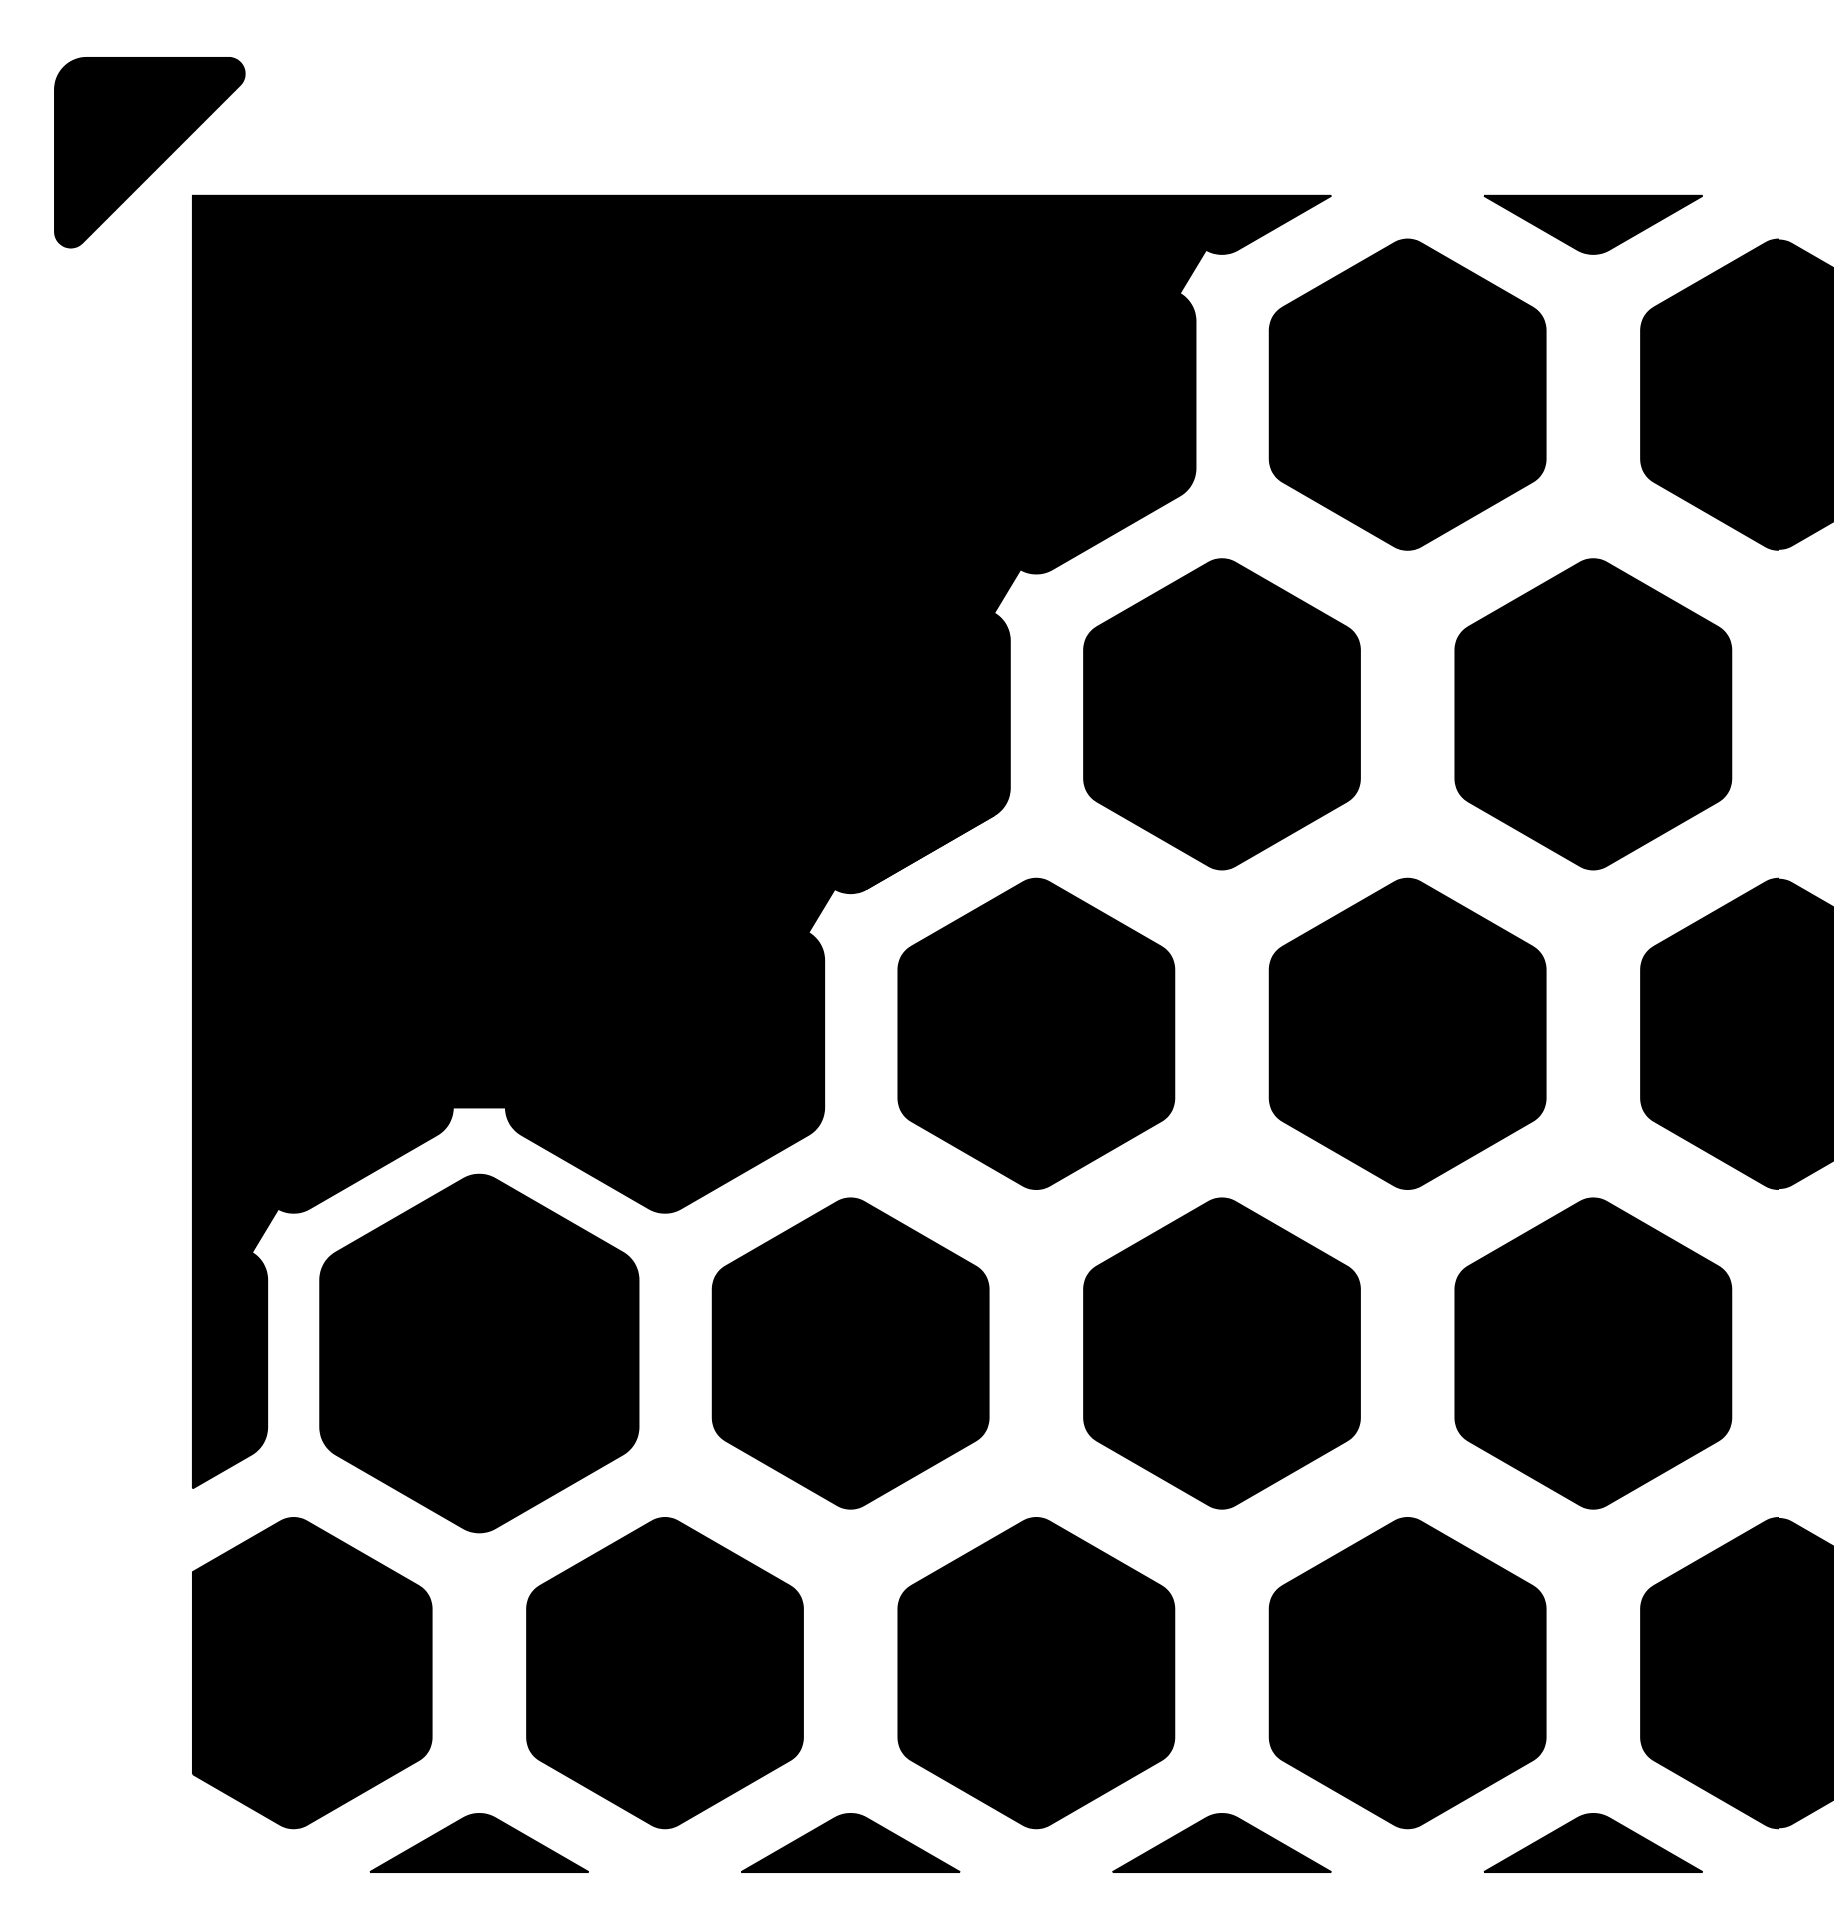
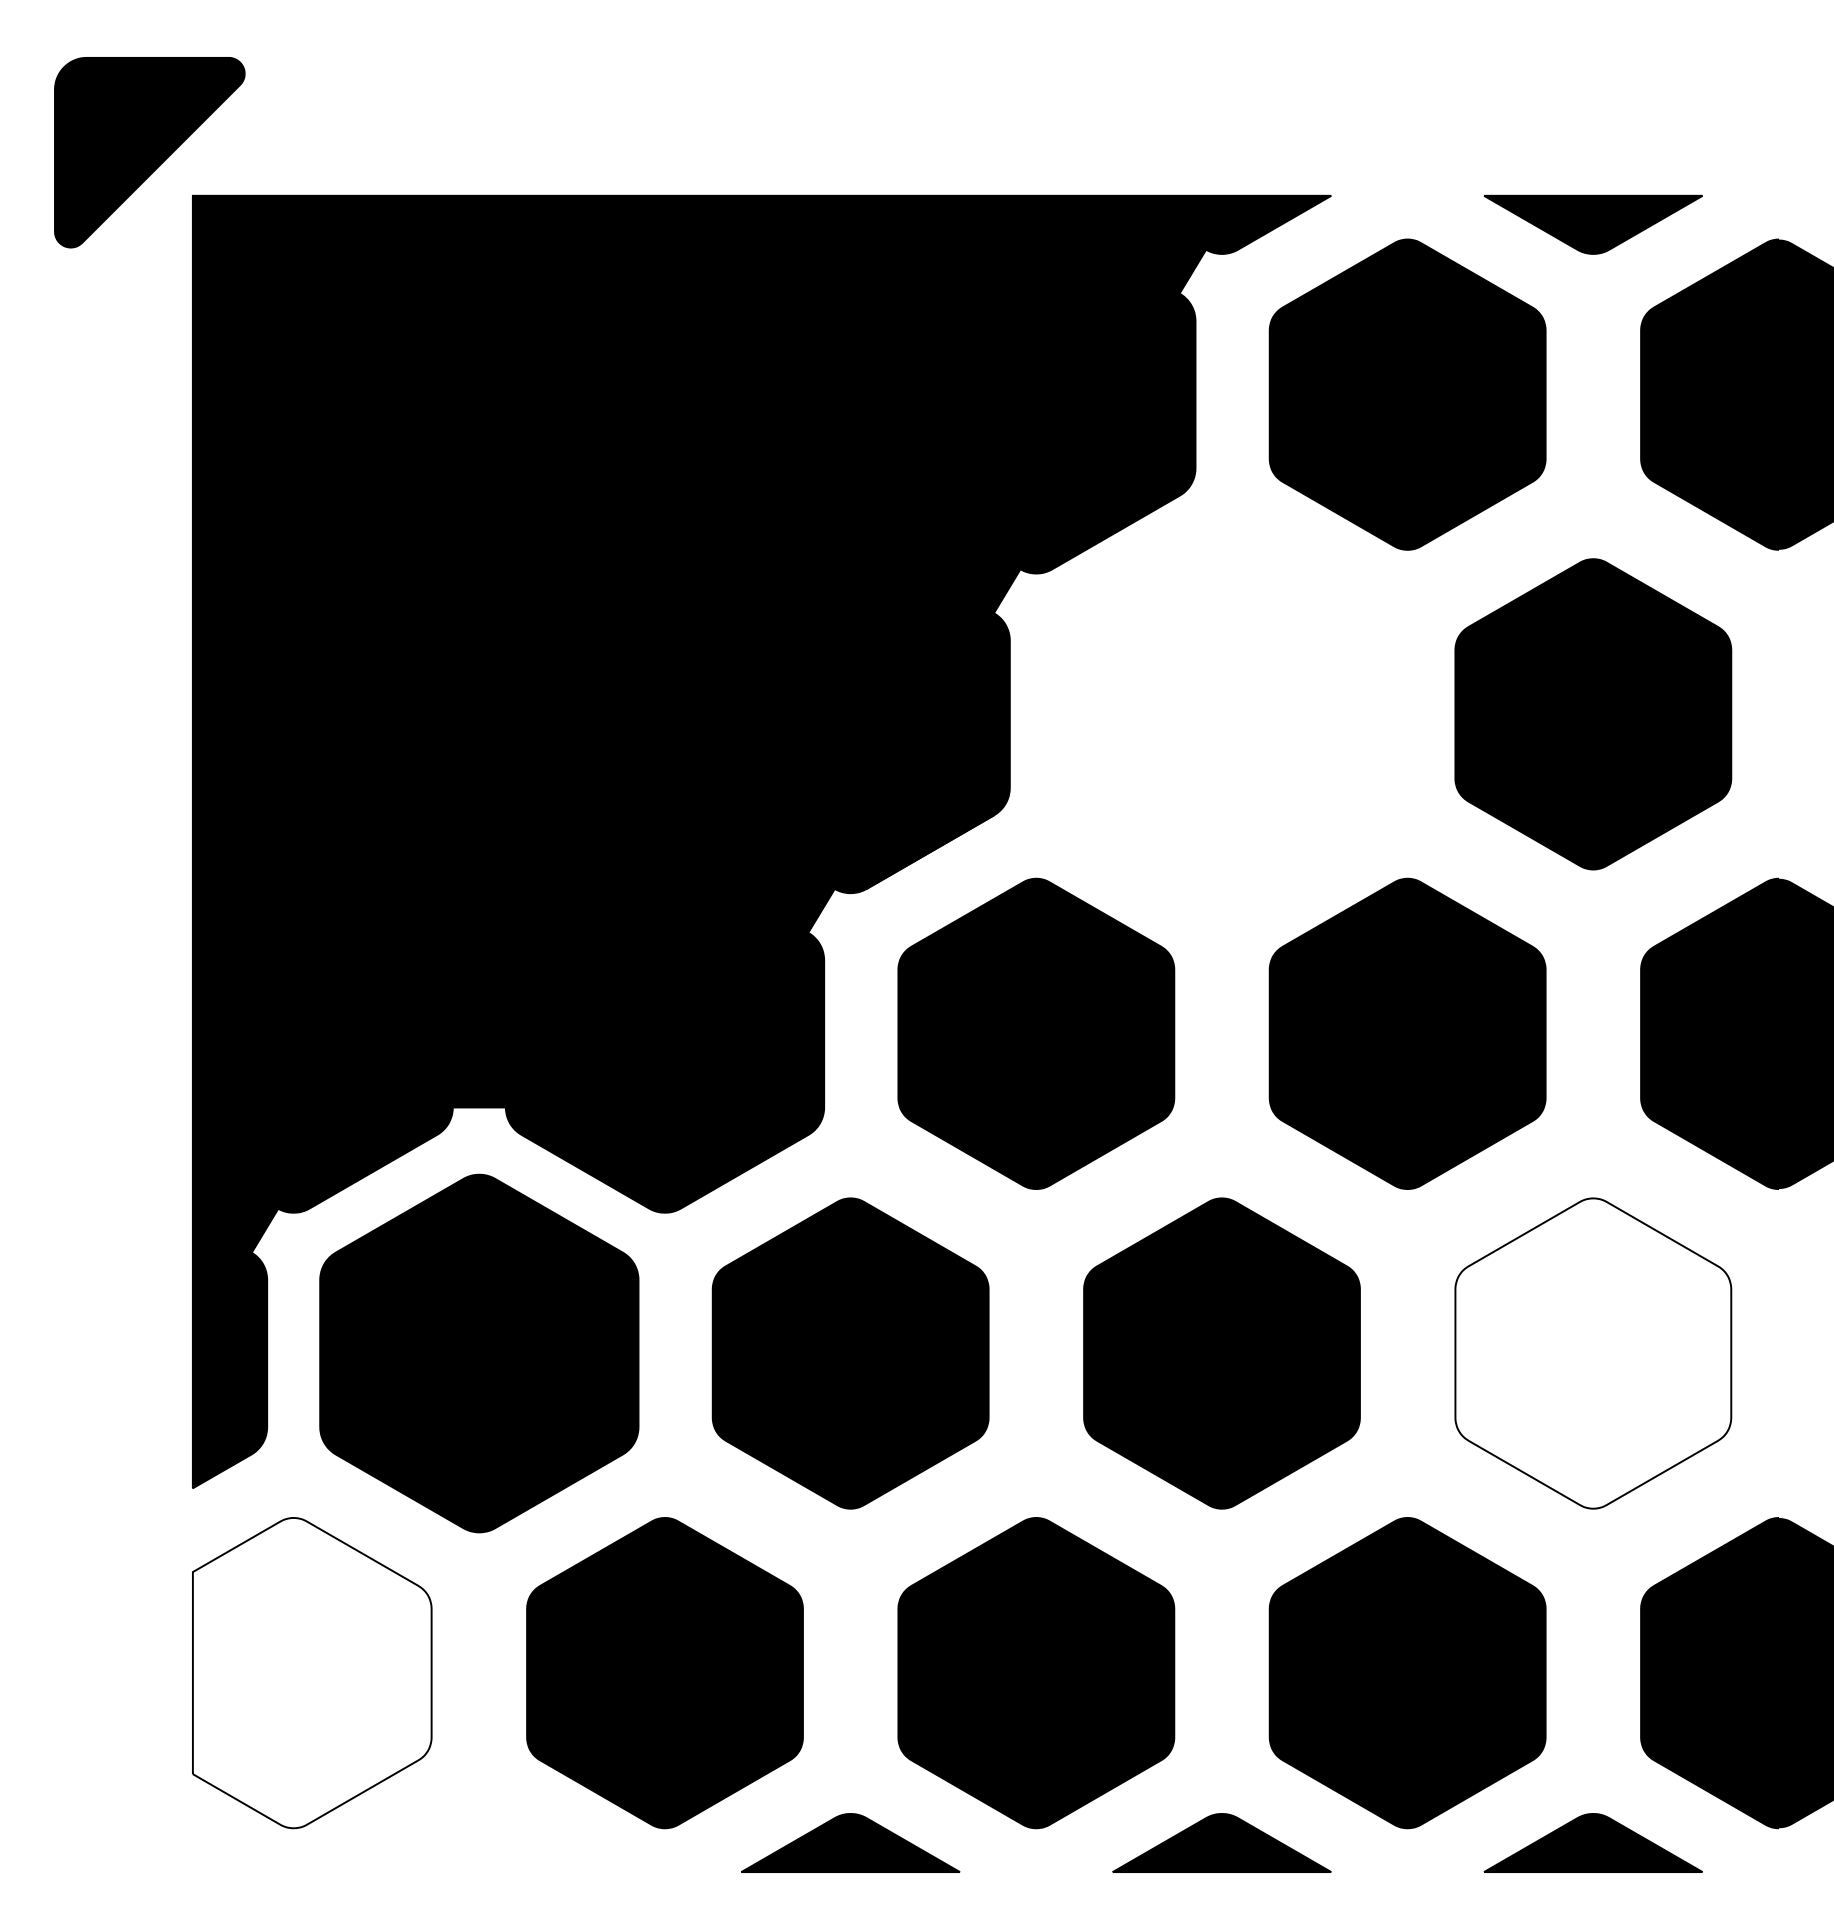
part: present -> none (1221, 714)
fill: present -> none (1593, 1353)
fill: present -> none (311, 1672)
part: present -> none (478, 1842)
